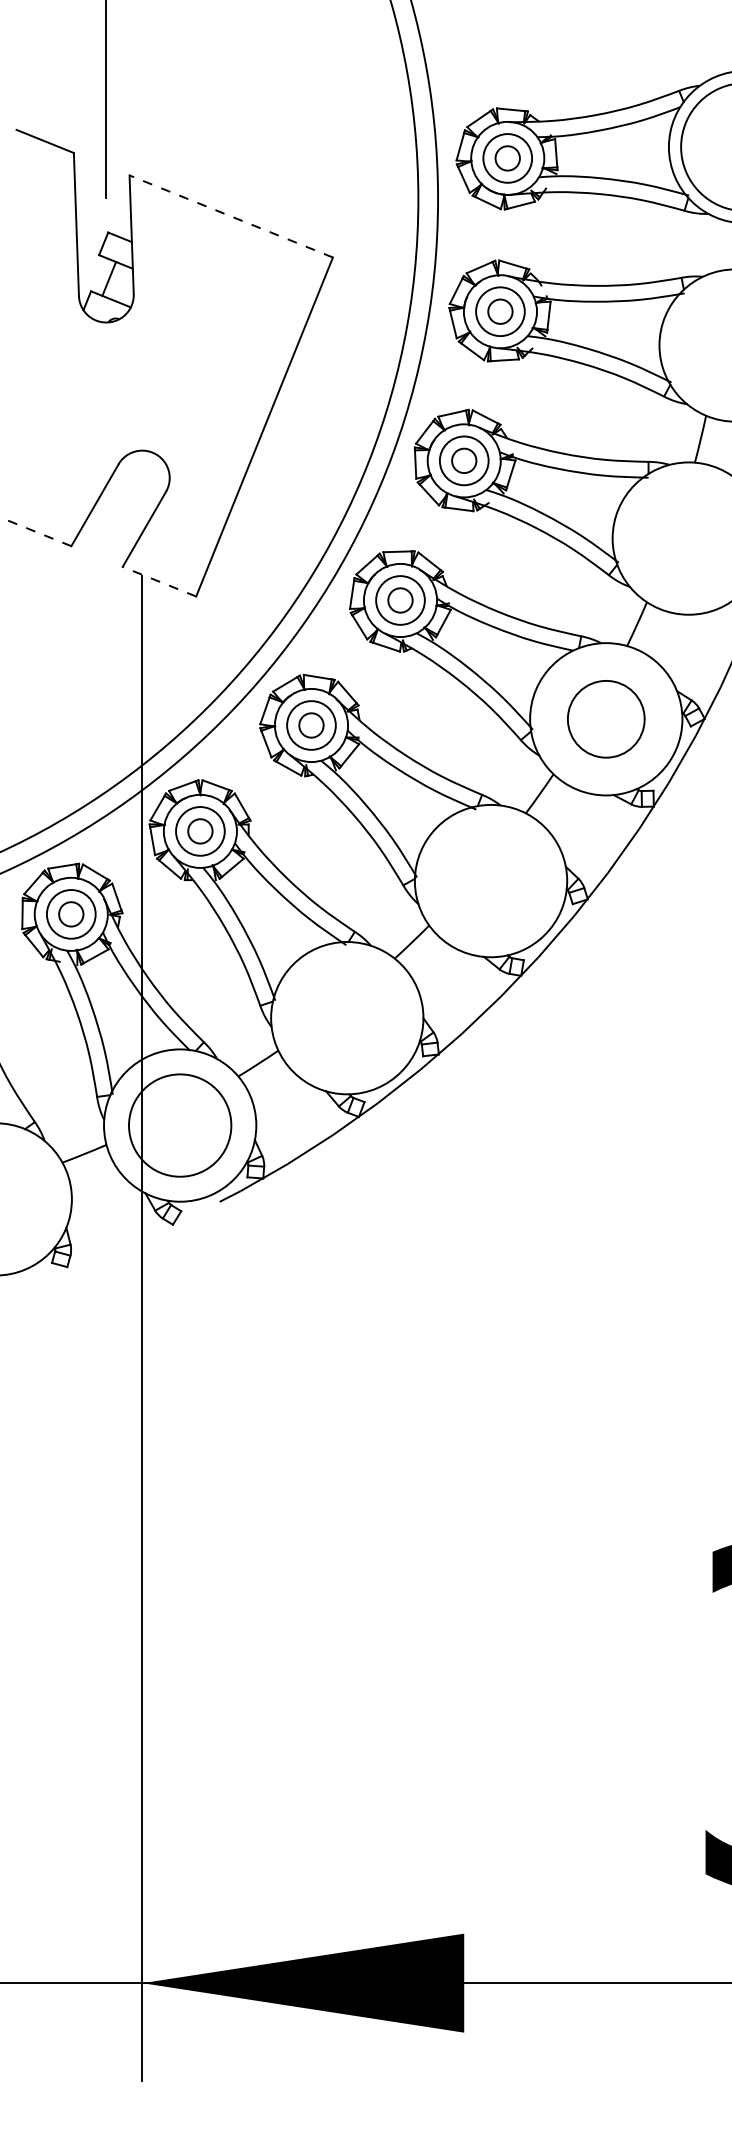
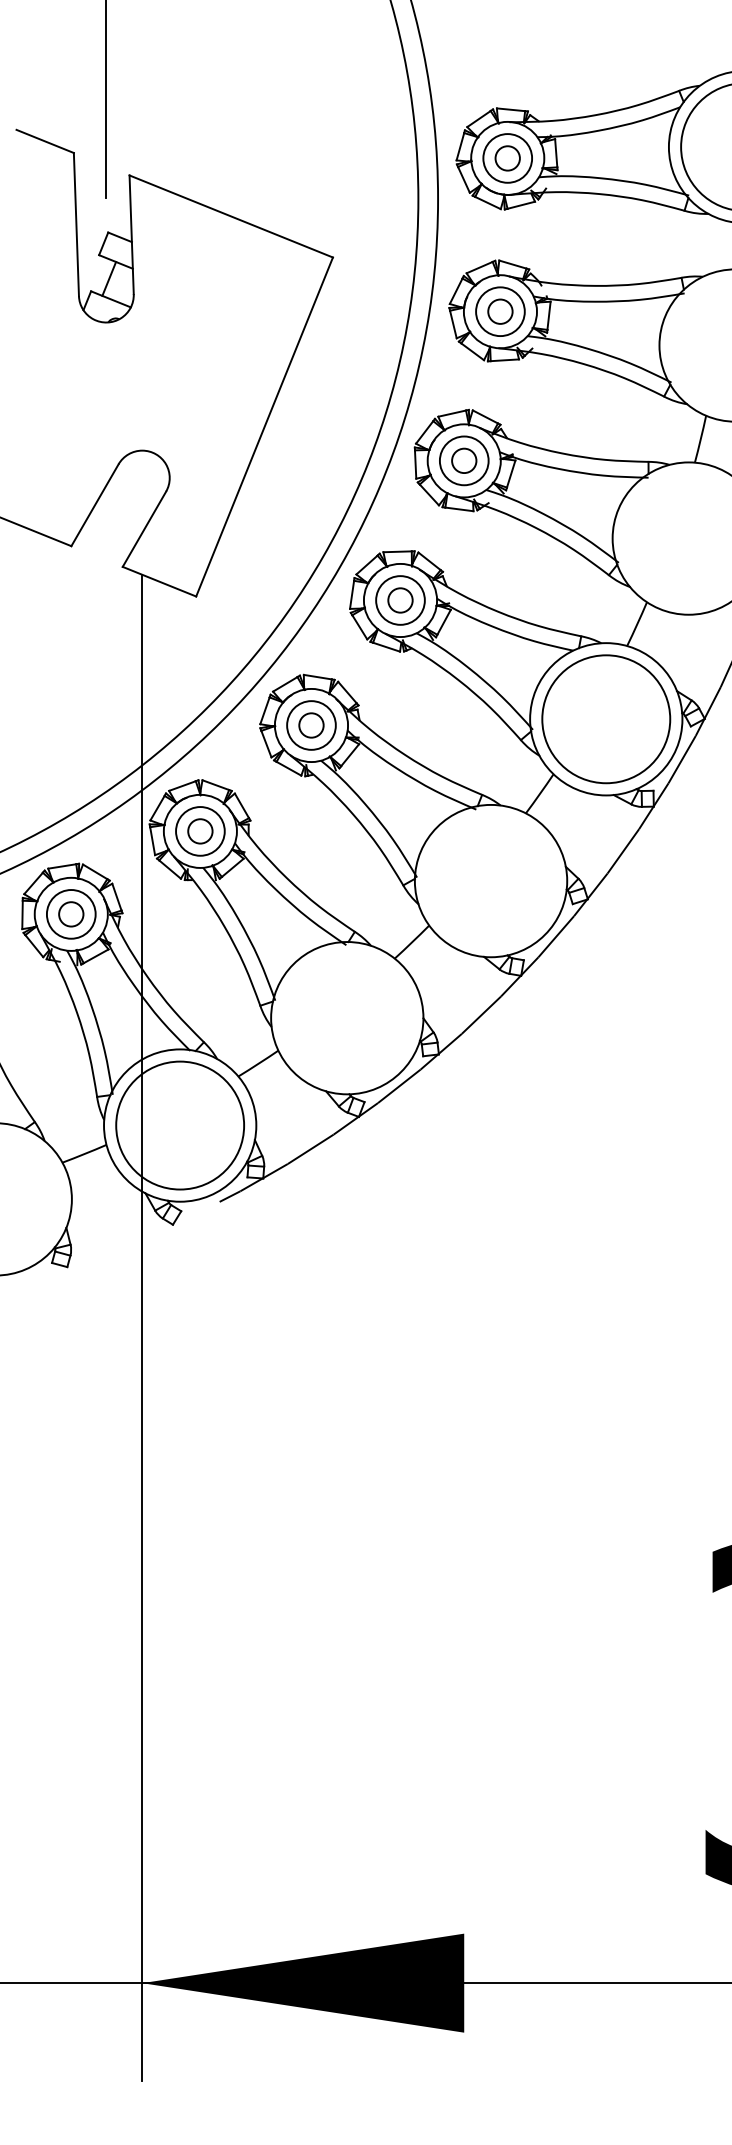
line: dashed -> solid (231, 216)
line: dashed -> solid (35, 531)
line: dashed -> solid (159, 581)
circle diameter: 77 px -> 128 px (606, 719)
circle diameter: 102 px -> 128 px (180, 1125)
